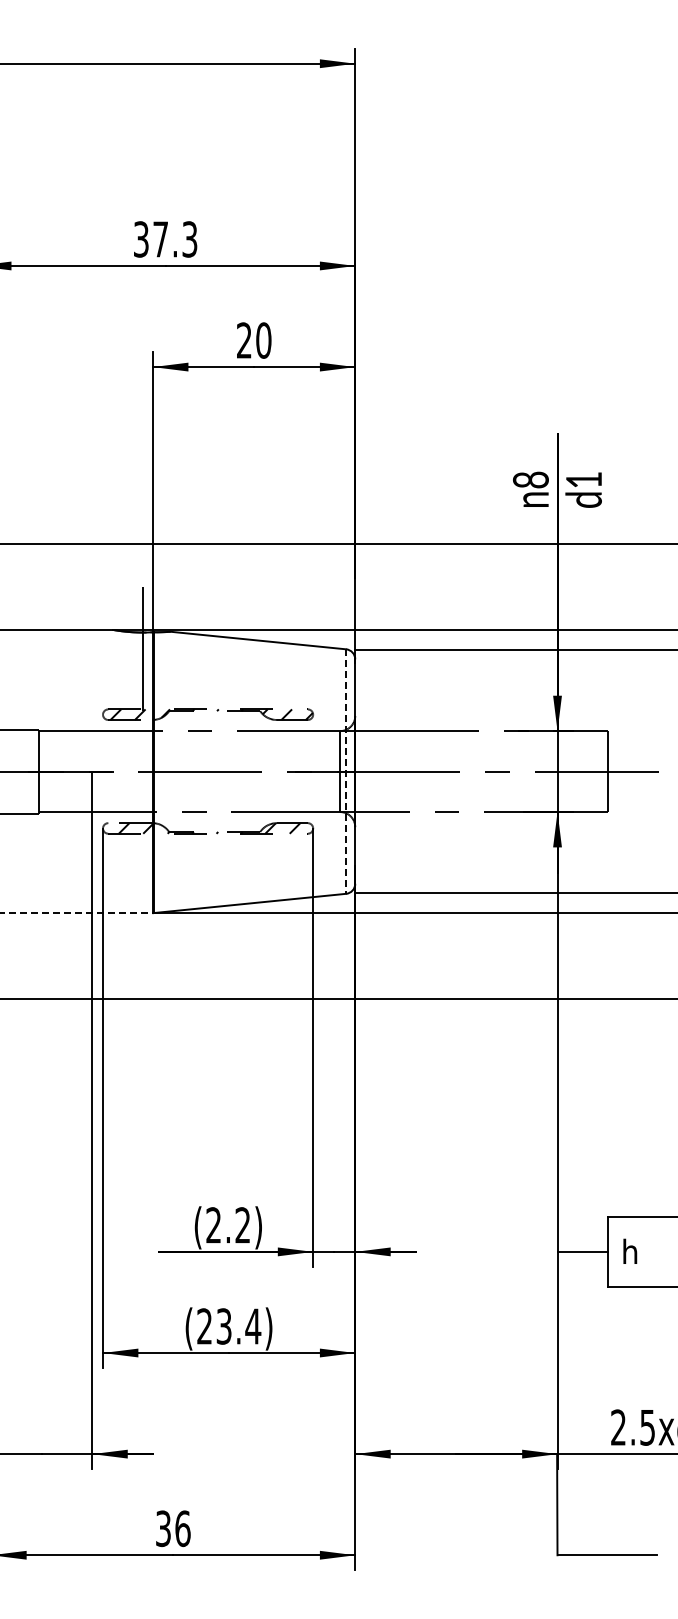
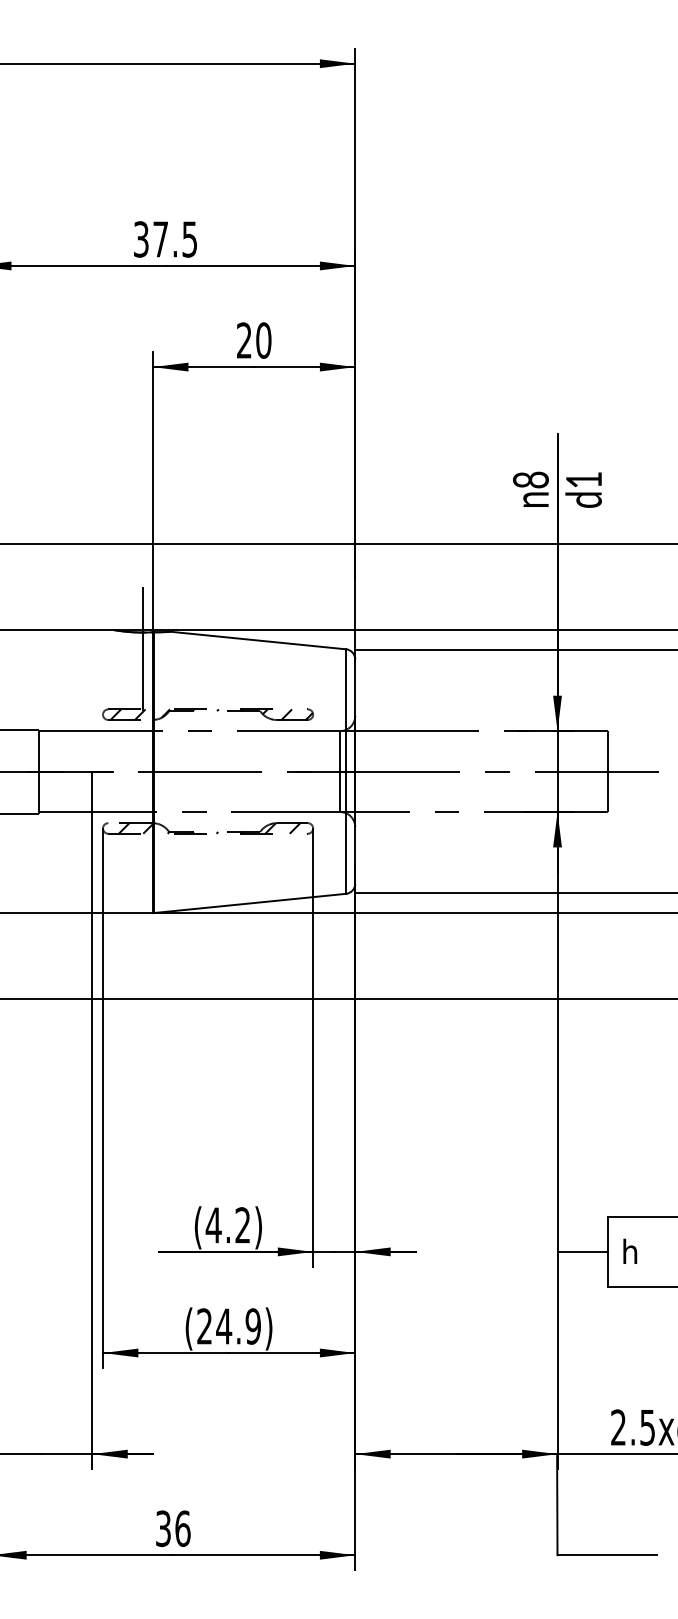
text: 37.3 -> 37.5 (190, 239)
line: dashed -> solid (346, 772)
line: dashed -> solid (76, 913)
text: (2.2) -> (4.2) (213, 1225)
text: (23.4) -> (24.9) (238, 1326)
